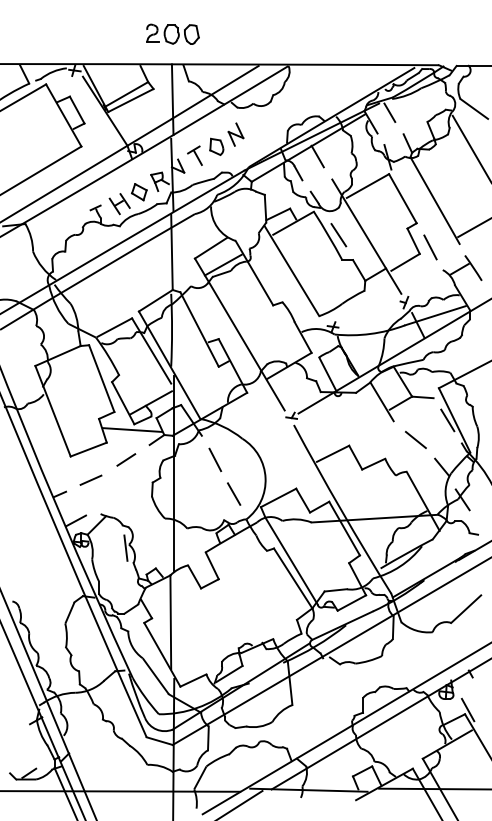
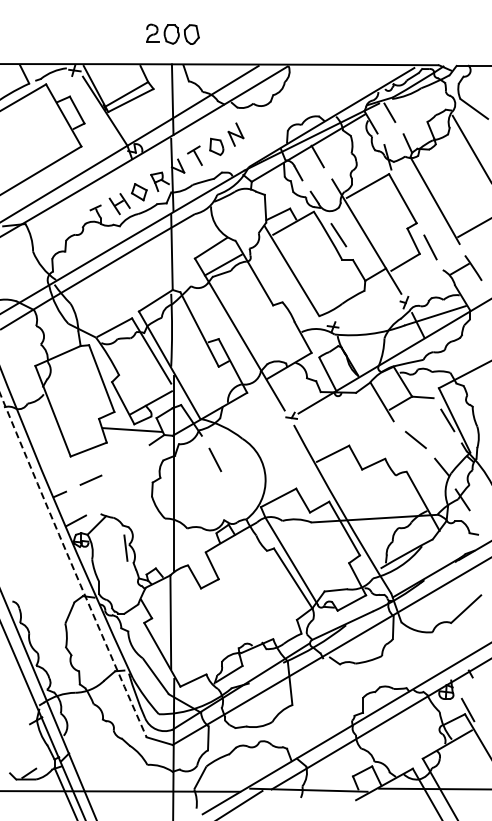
line: present -> none (126, 459)
line: present -> none (233, 493)
arc: solid -> dashed (72, 565)
